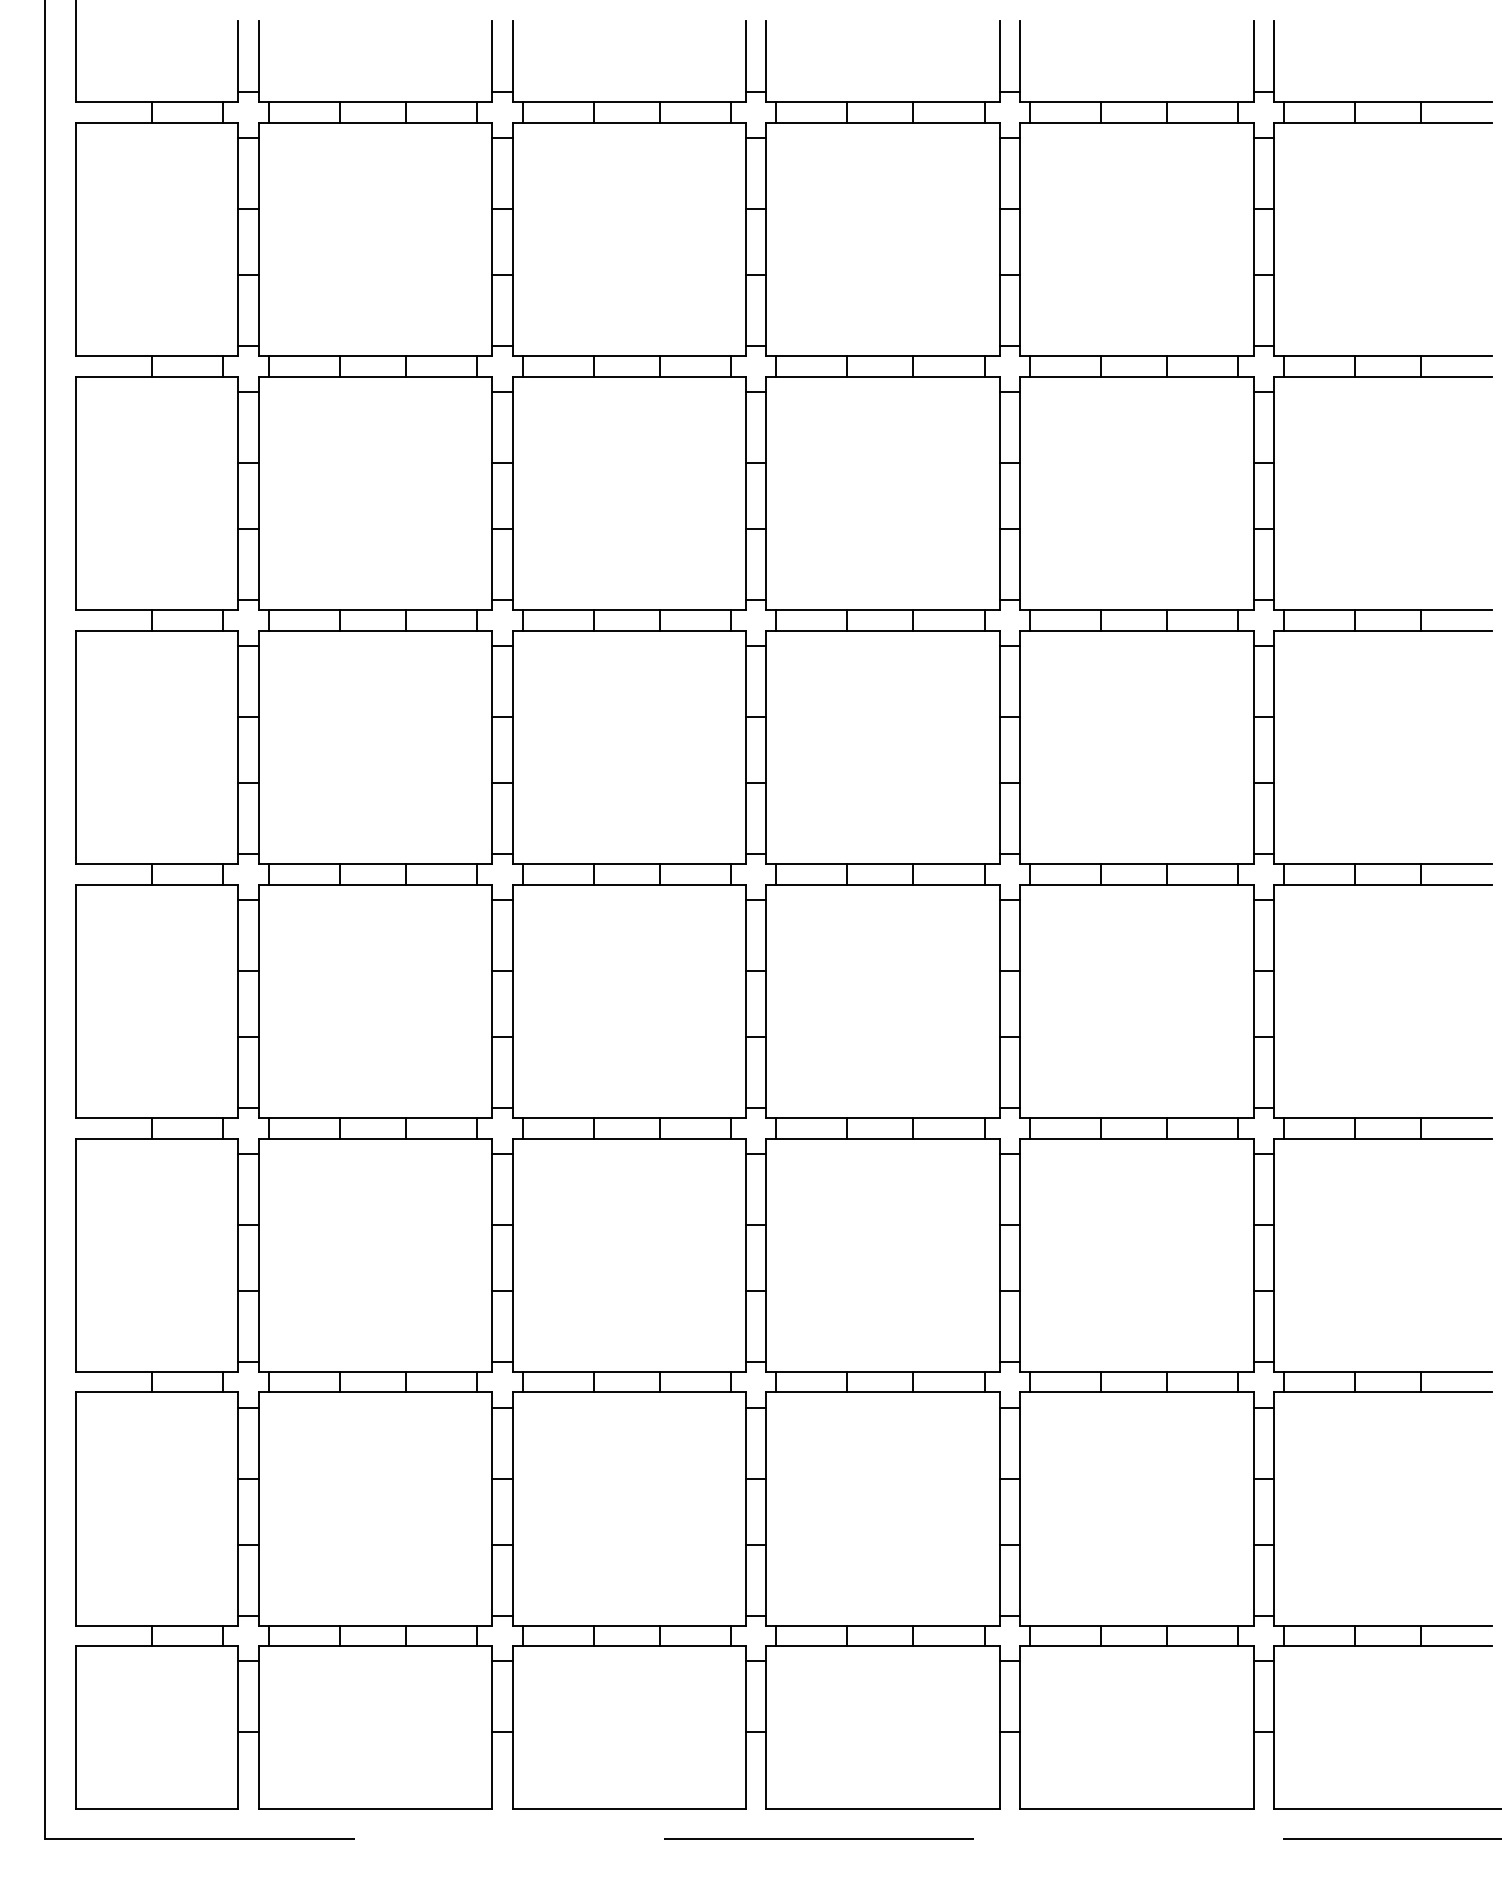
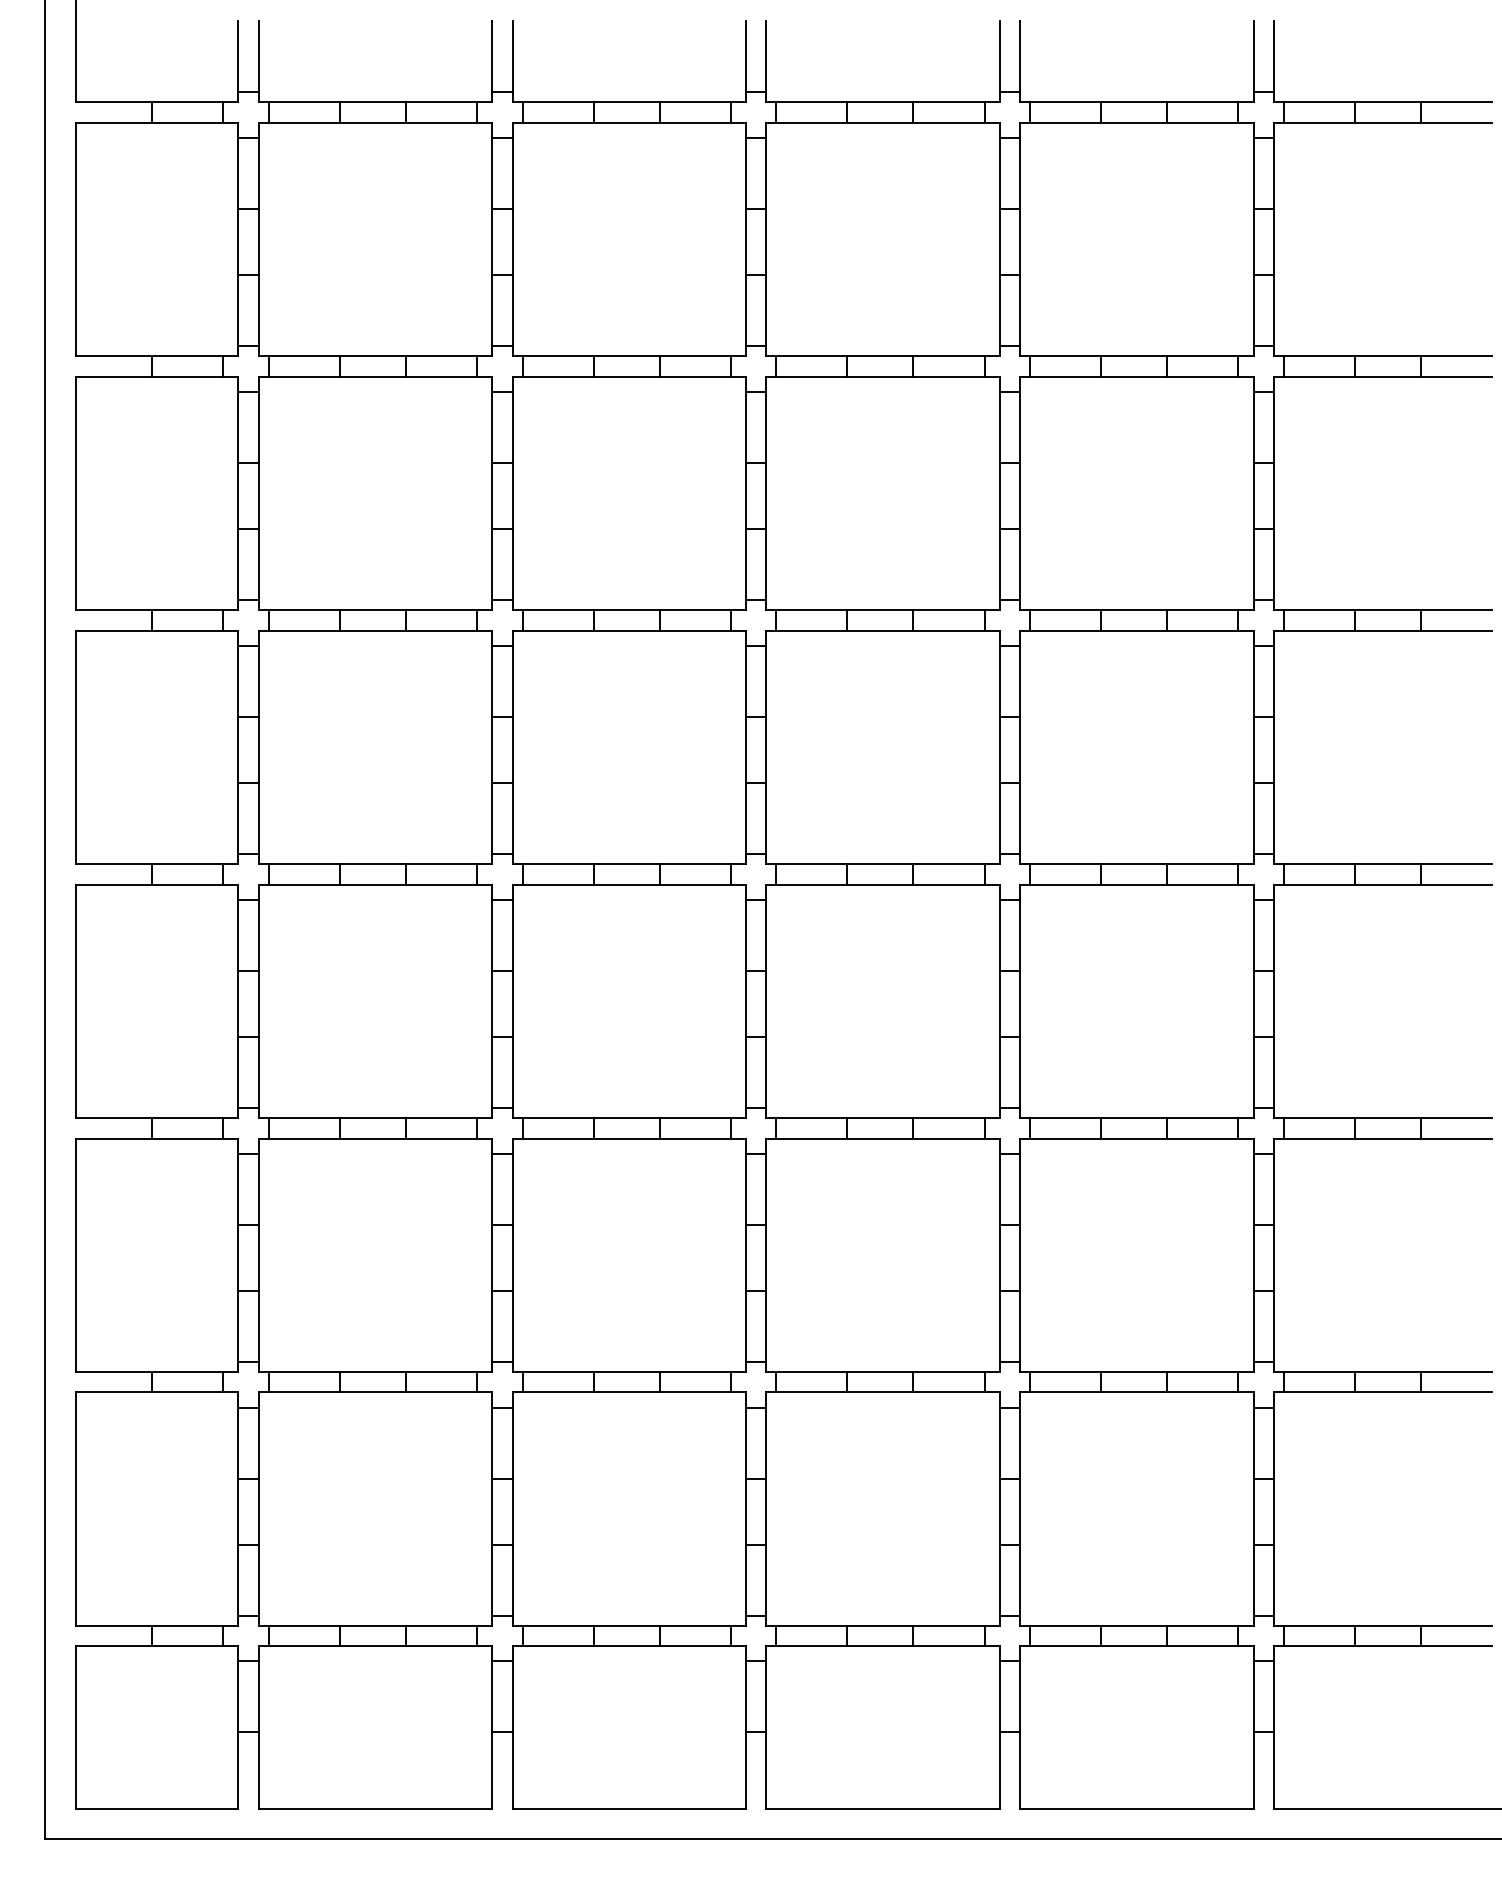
line: dashed -> solid (773, 1839)
